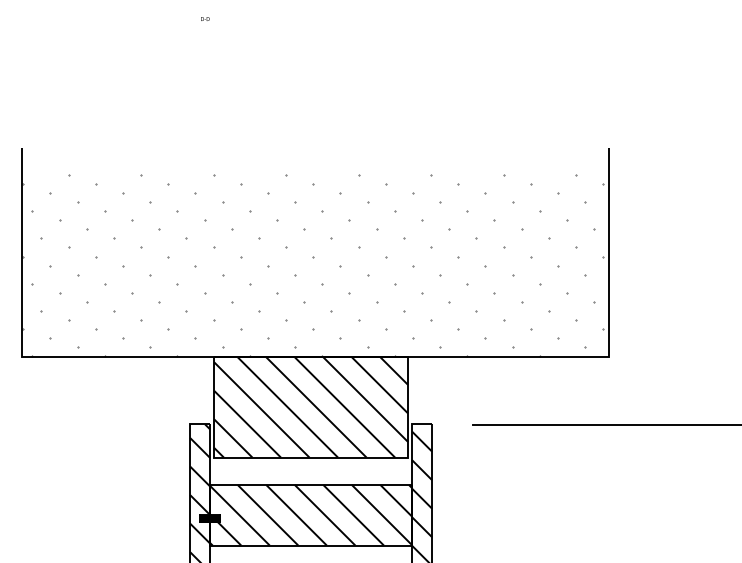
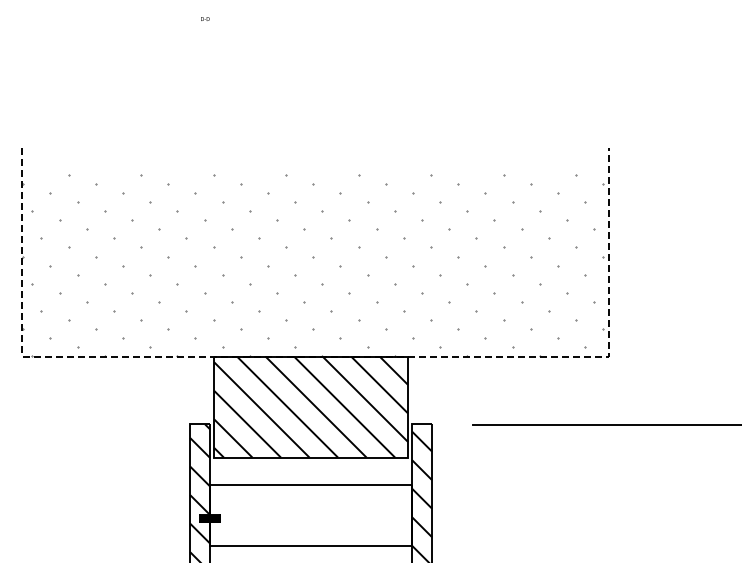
line: solid -> dashed (315, 356)
hatch: present -> none (311, 515)
